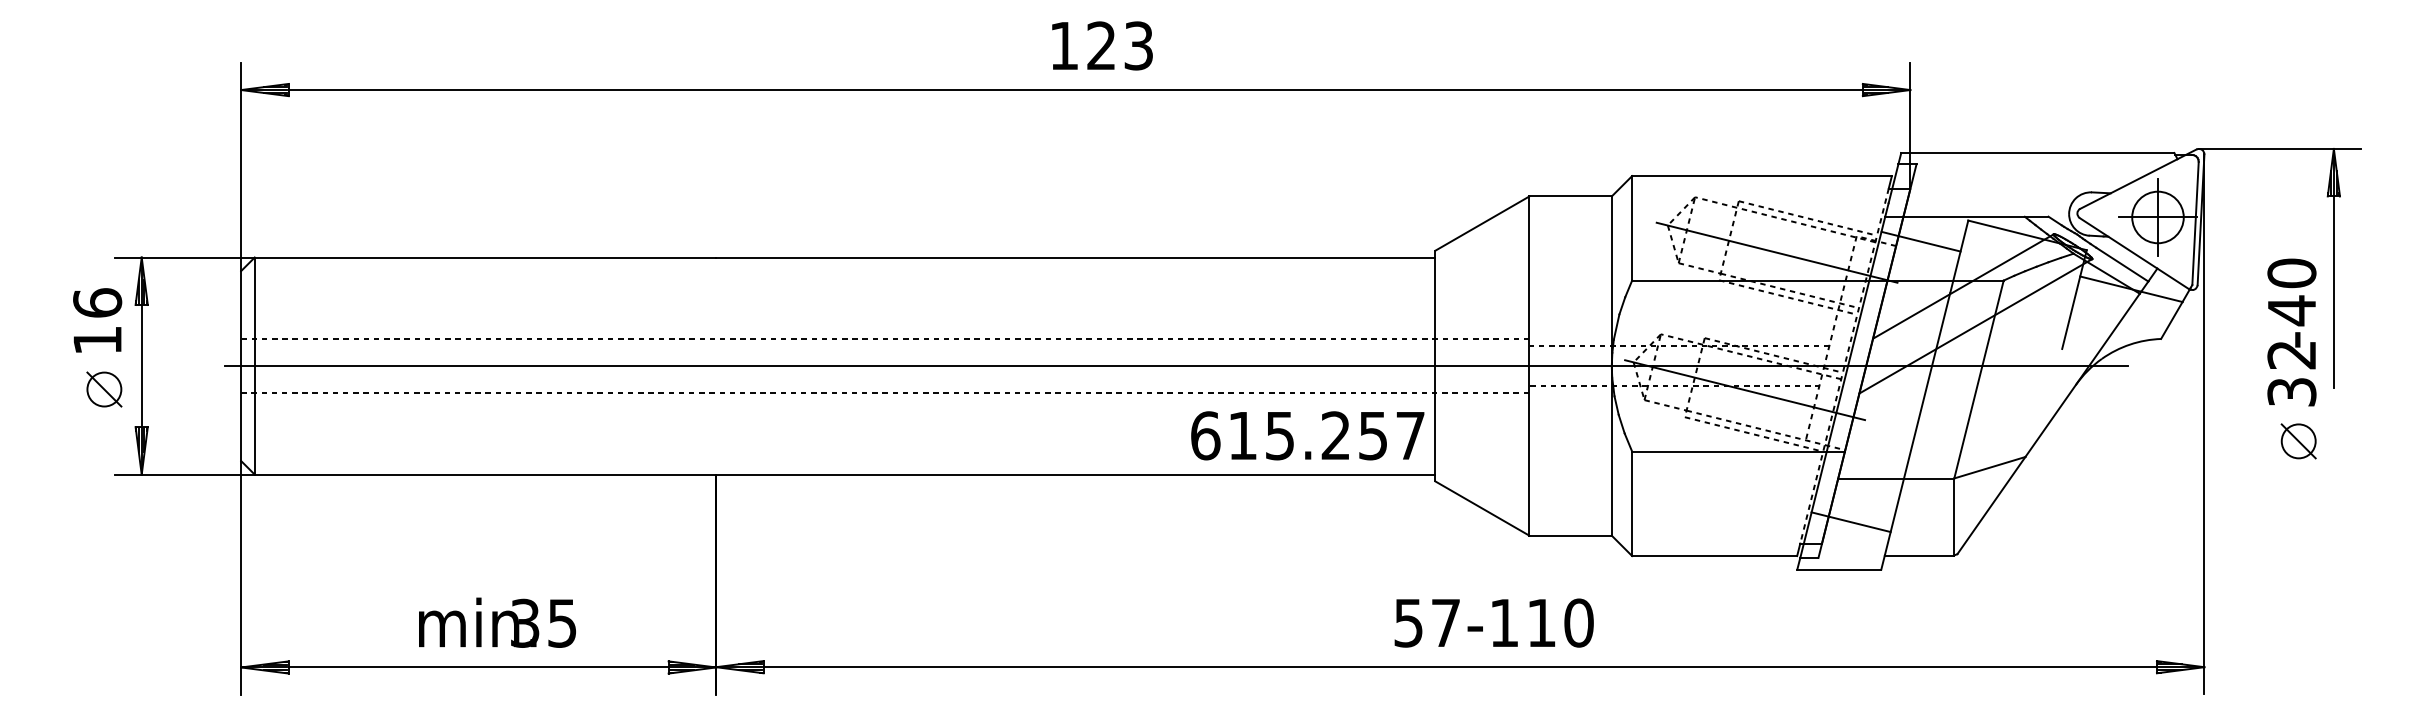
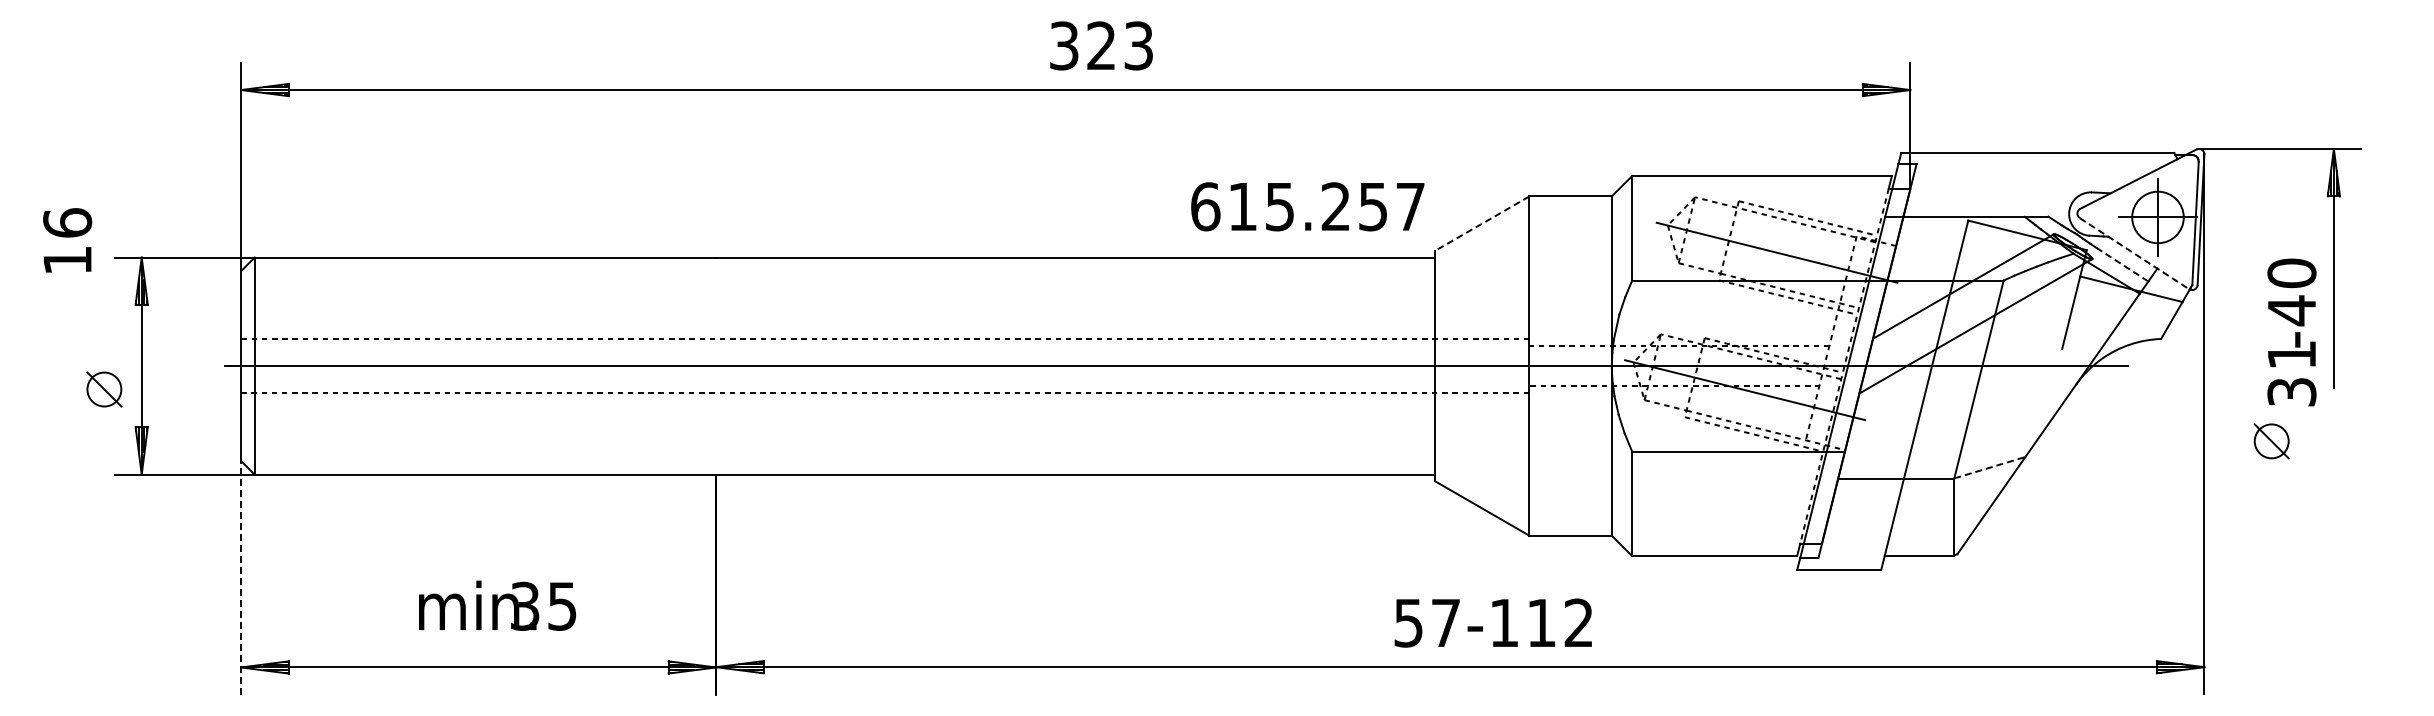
text: 123 -> 323 (1064, 45)
line: solid -> dashed (1481, 223)
line: present -> none (1920, 241)
line: solid -> dashed (2134, 253)
line: solid -> dashed (2121, 264)
text position: (97, 320) -> (67, 240) (67, 240)
text: 32 -> 31 (2291, 355)
text position: (1307, 435) -> (1307, 206) (1307, 206)
part position: (2298, 441) -> (2271, 441) (2271, 441)
line: solid -> dashed (1990, 467)
line: present -> none (1850, 522)
line: solid -> dashed (241, 577)
text position: (497, 622) -> (497, 605) (497, 605)
text: 57-110 -> 57-112 (1578, 622)
